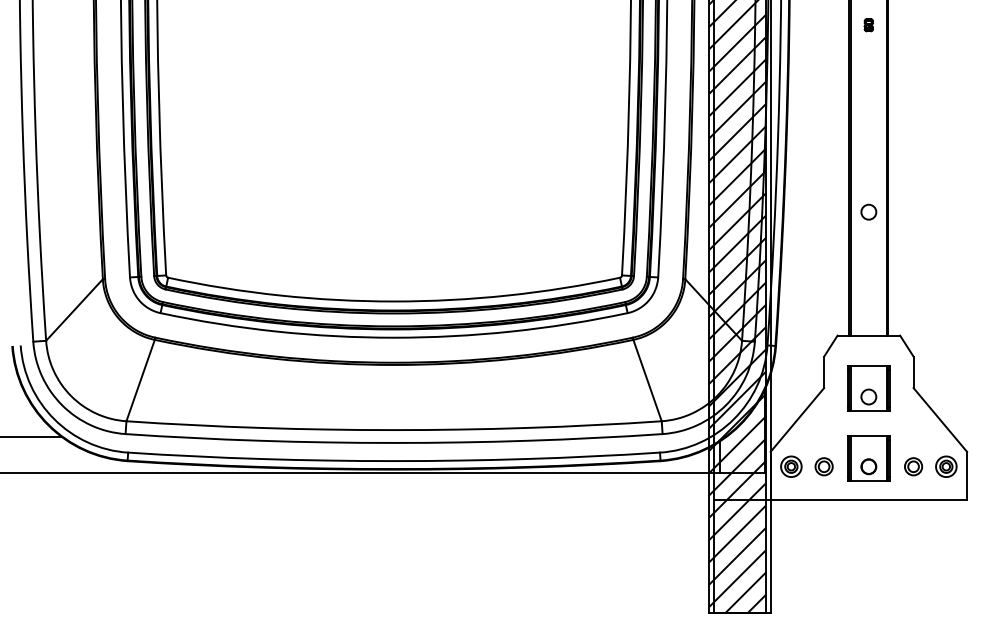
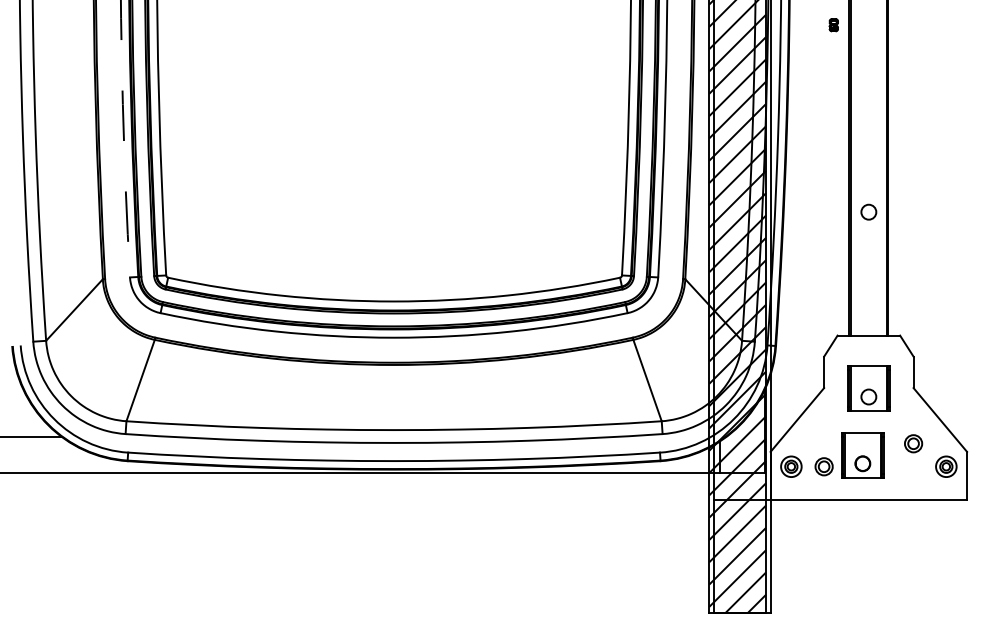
part position: (868, 25) -> (833, 25) (833, 25)
arc: solid -> dashed (124, 138)
part position: (868, 458) -> (862, 455) (862, 455)
part position: (913, 466) -> (913, 443) (913, 443)
